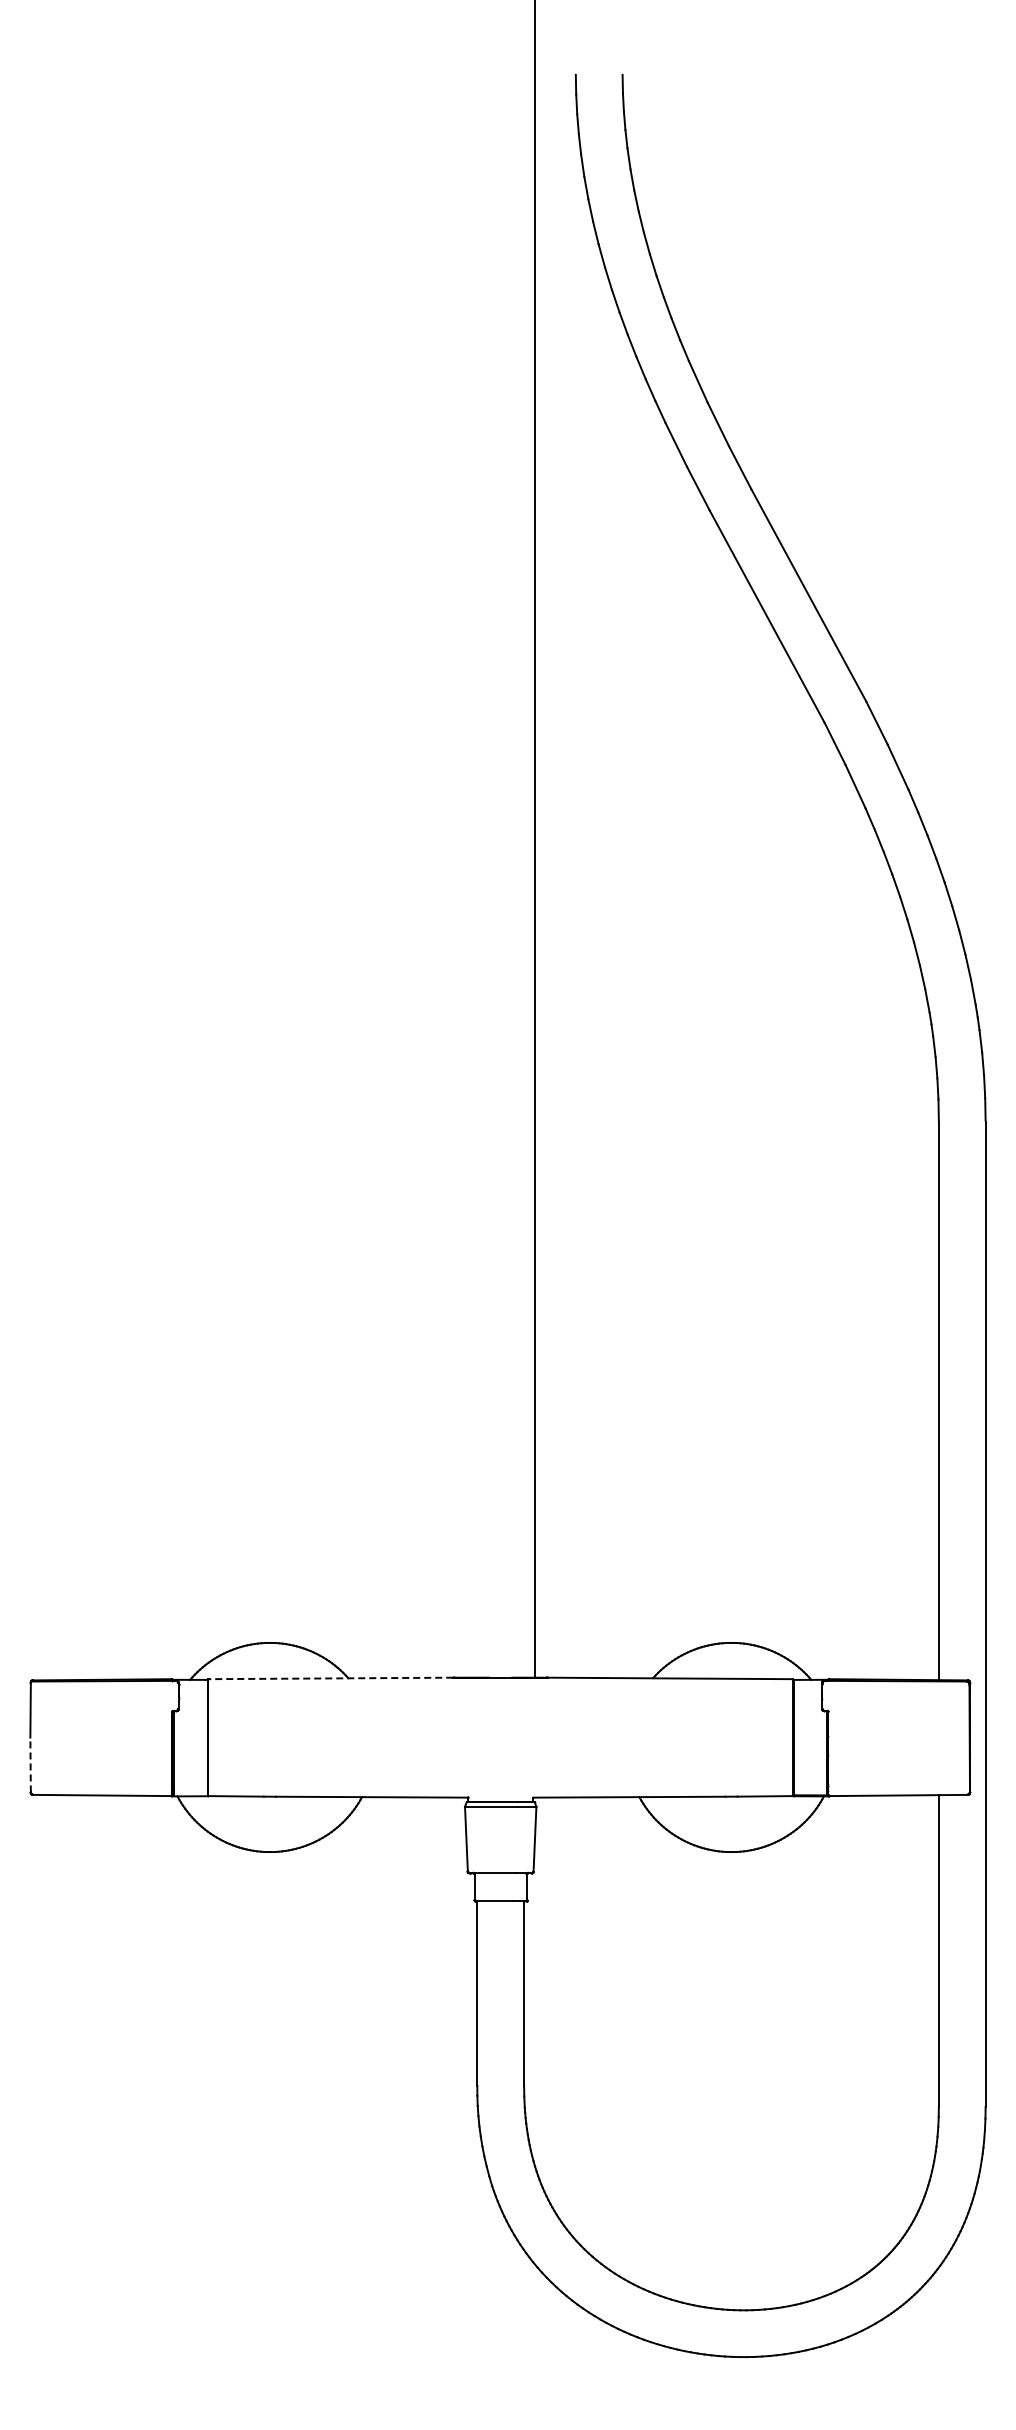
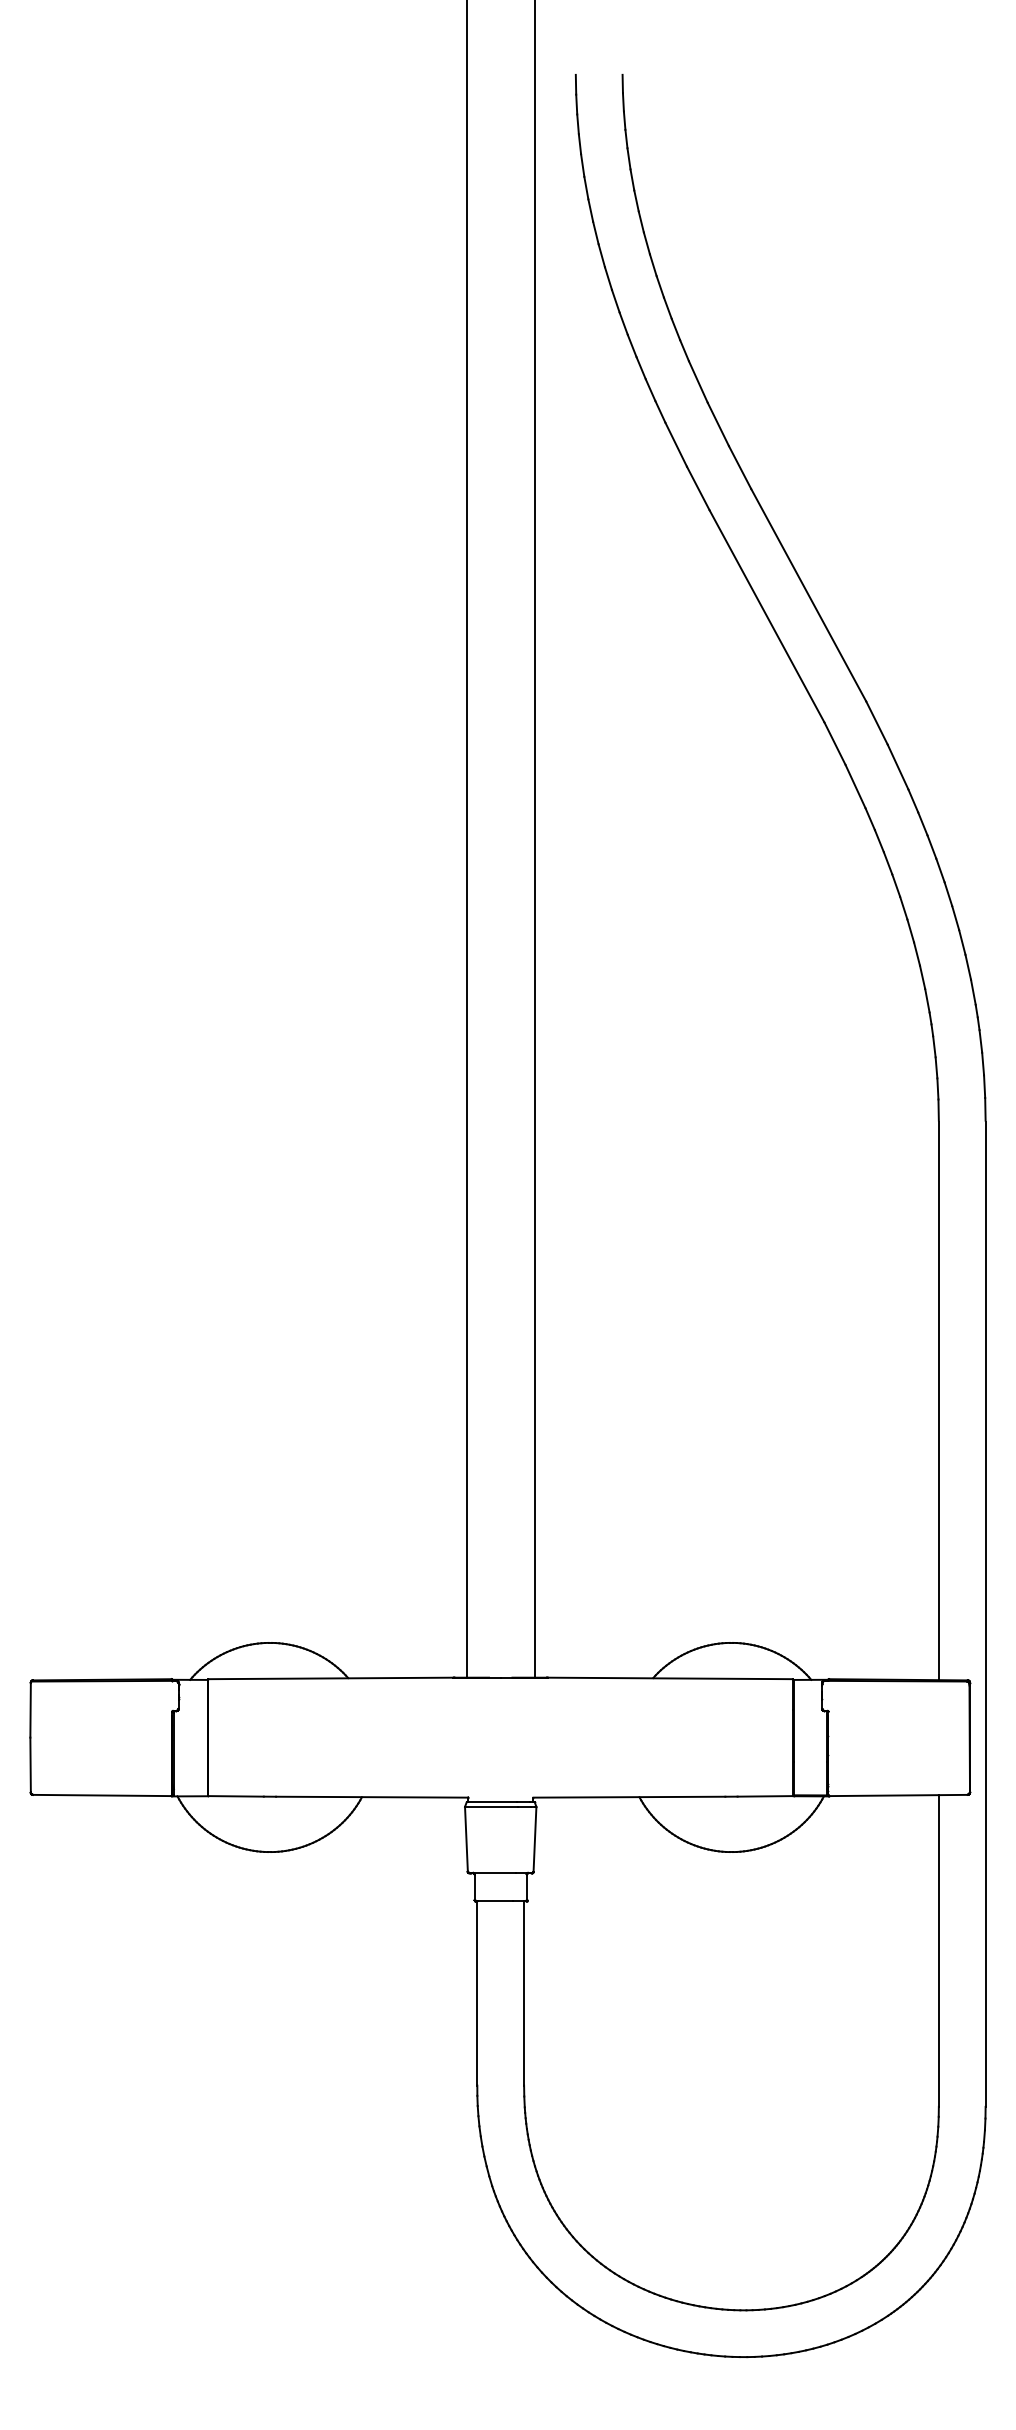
line: none -> present (466, 839)
line: dashed -> solid (330, 1678)
line: dashed -> solid (30, 1764)
